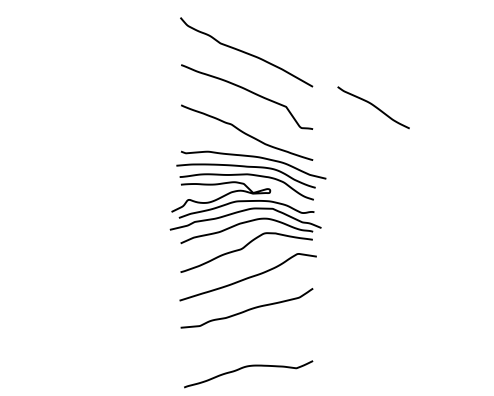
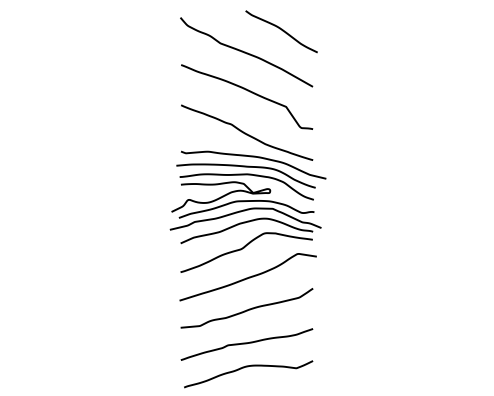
curve position: (373, 106) -> (281, 30) (281, 30)
curve: none -> present (246, 344)
